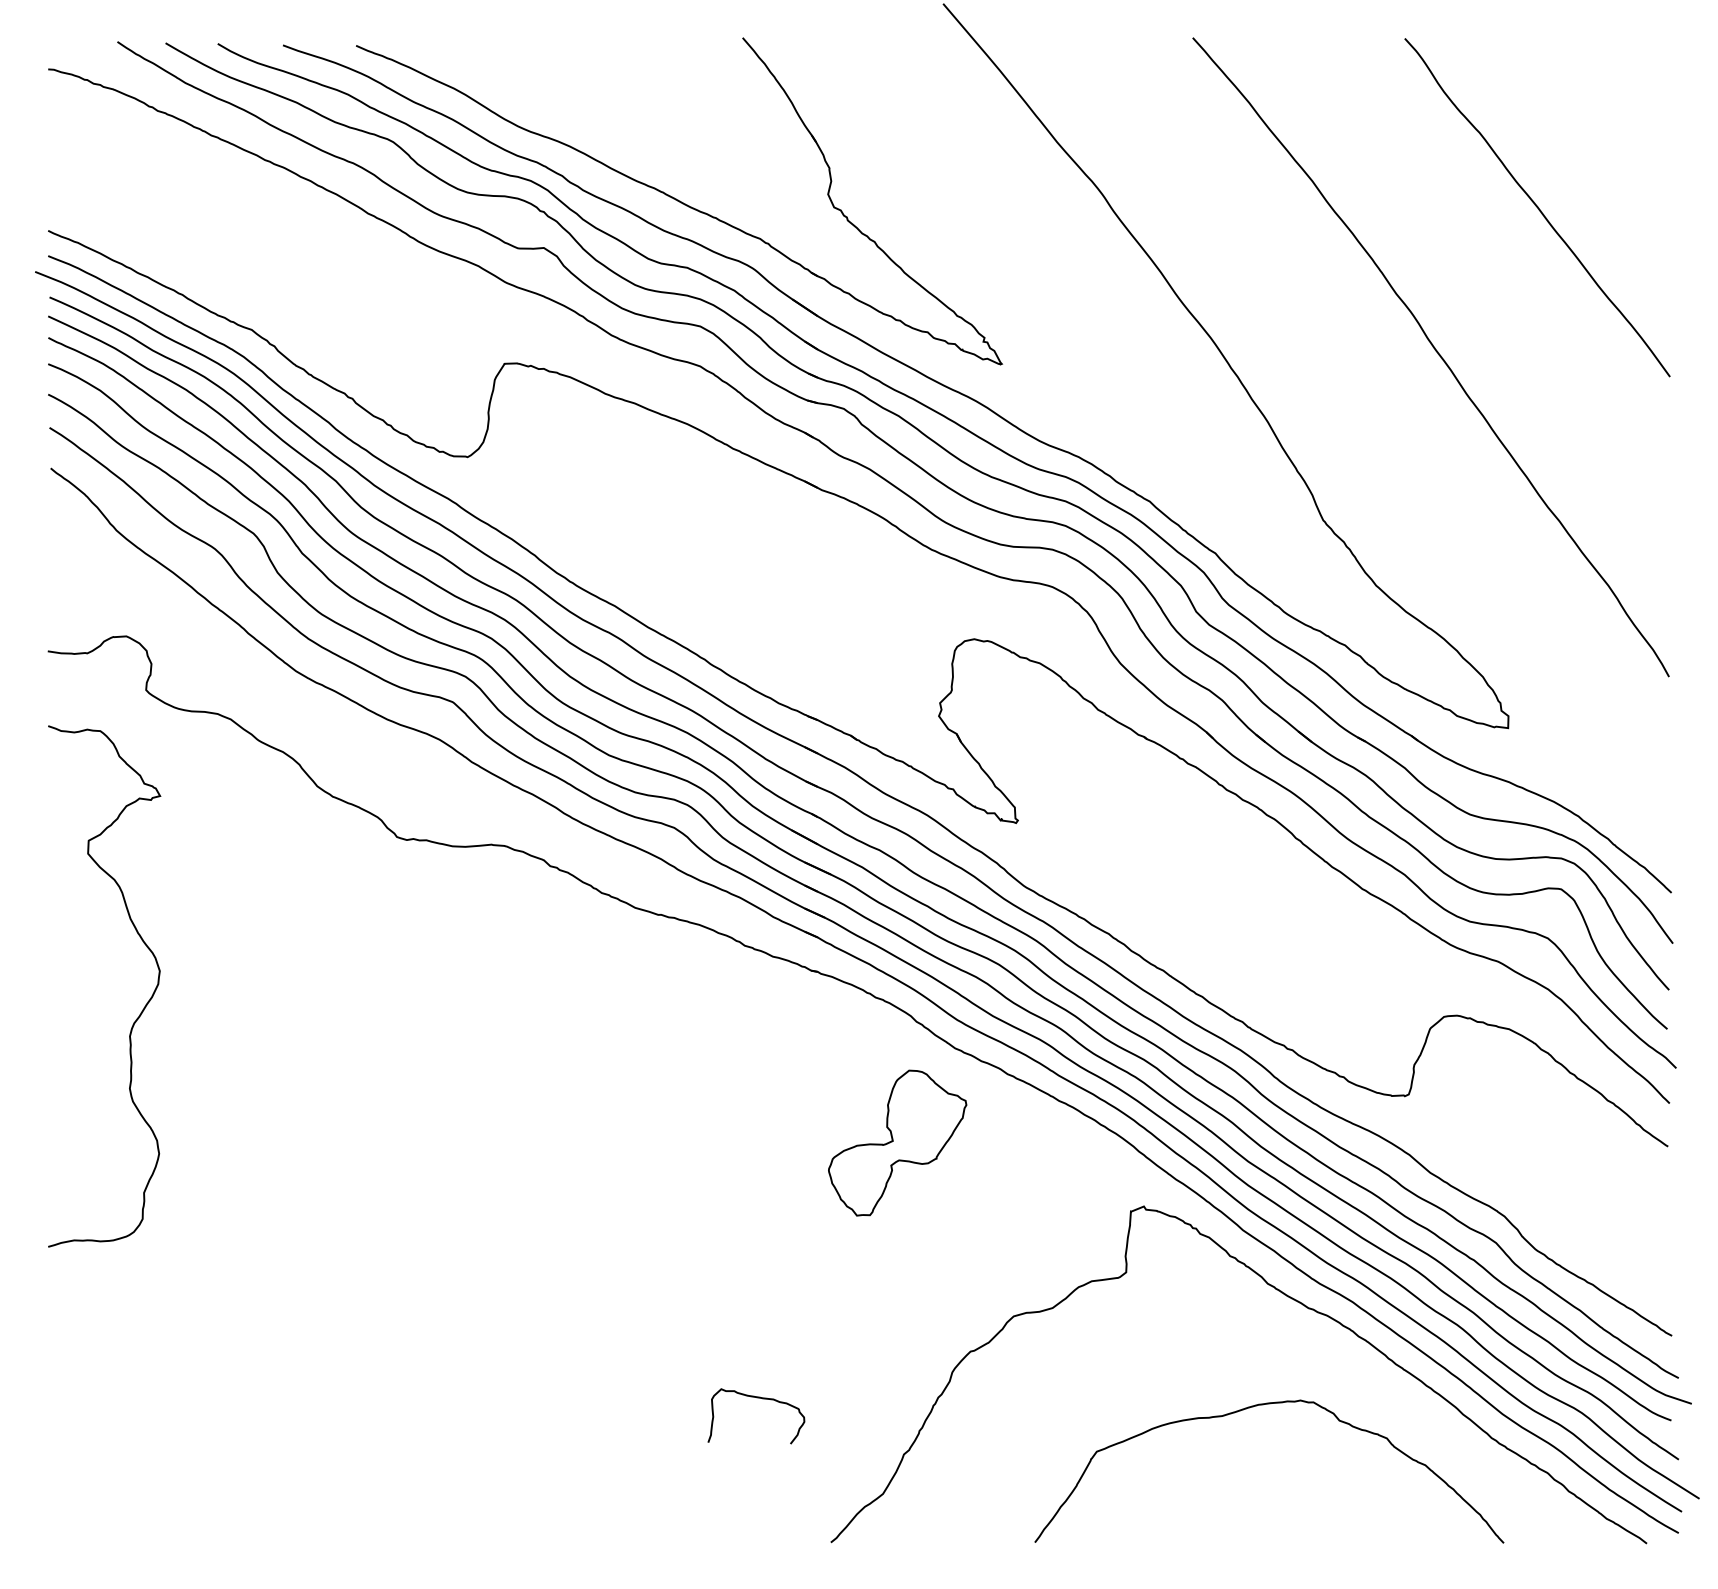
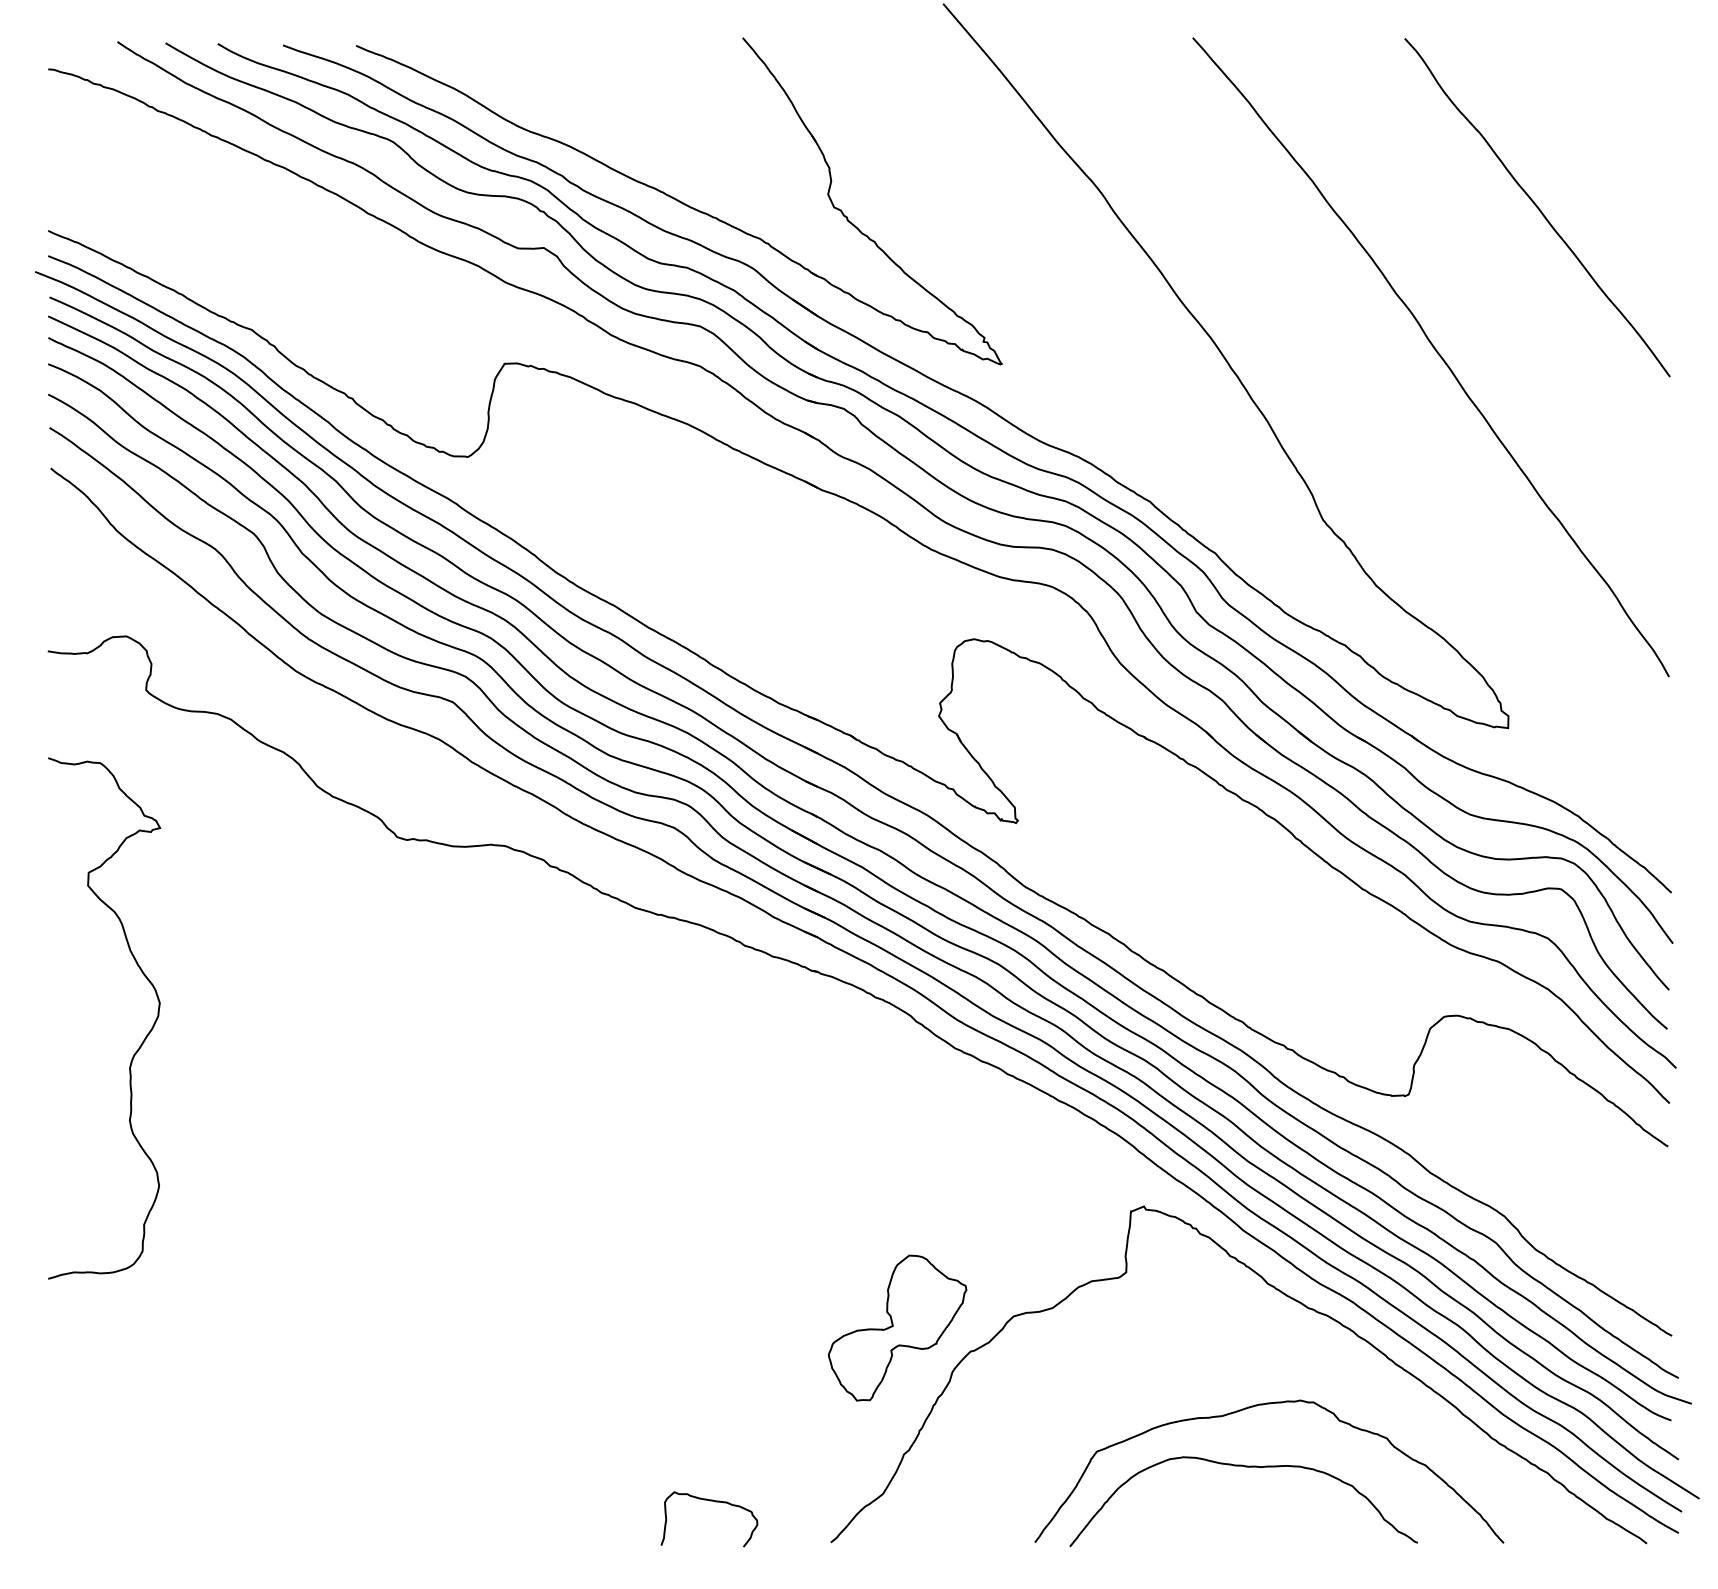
curve position: (143, 1007) -> (143, 1039) (143, 1039)
part position: (897, 1142) -> (897, 1327) (897, 1327)
curve position: (756, 1398) -> (709, 1501) (709, 1501)
curve: none -> present (1245, 1467)
